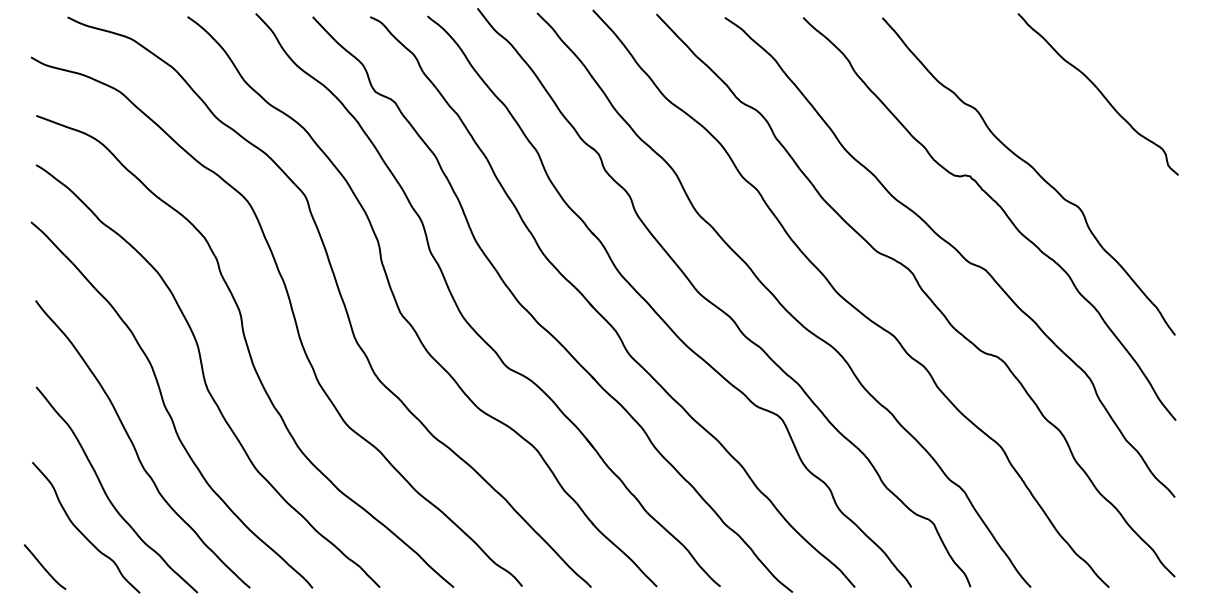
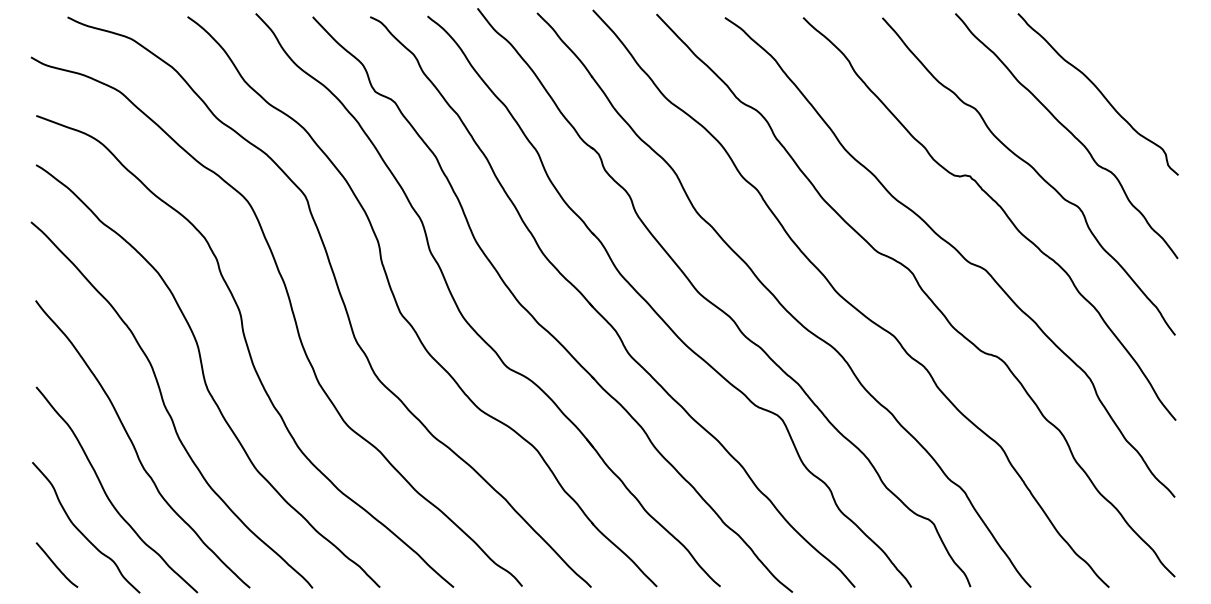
curve: none -> present (1069, 132)
curve position: (43, 566) -> (55, 564) (55, 564)
